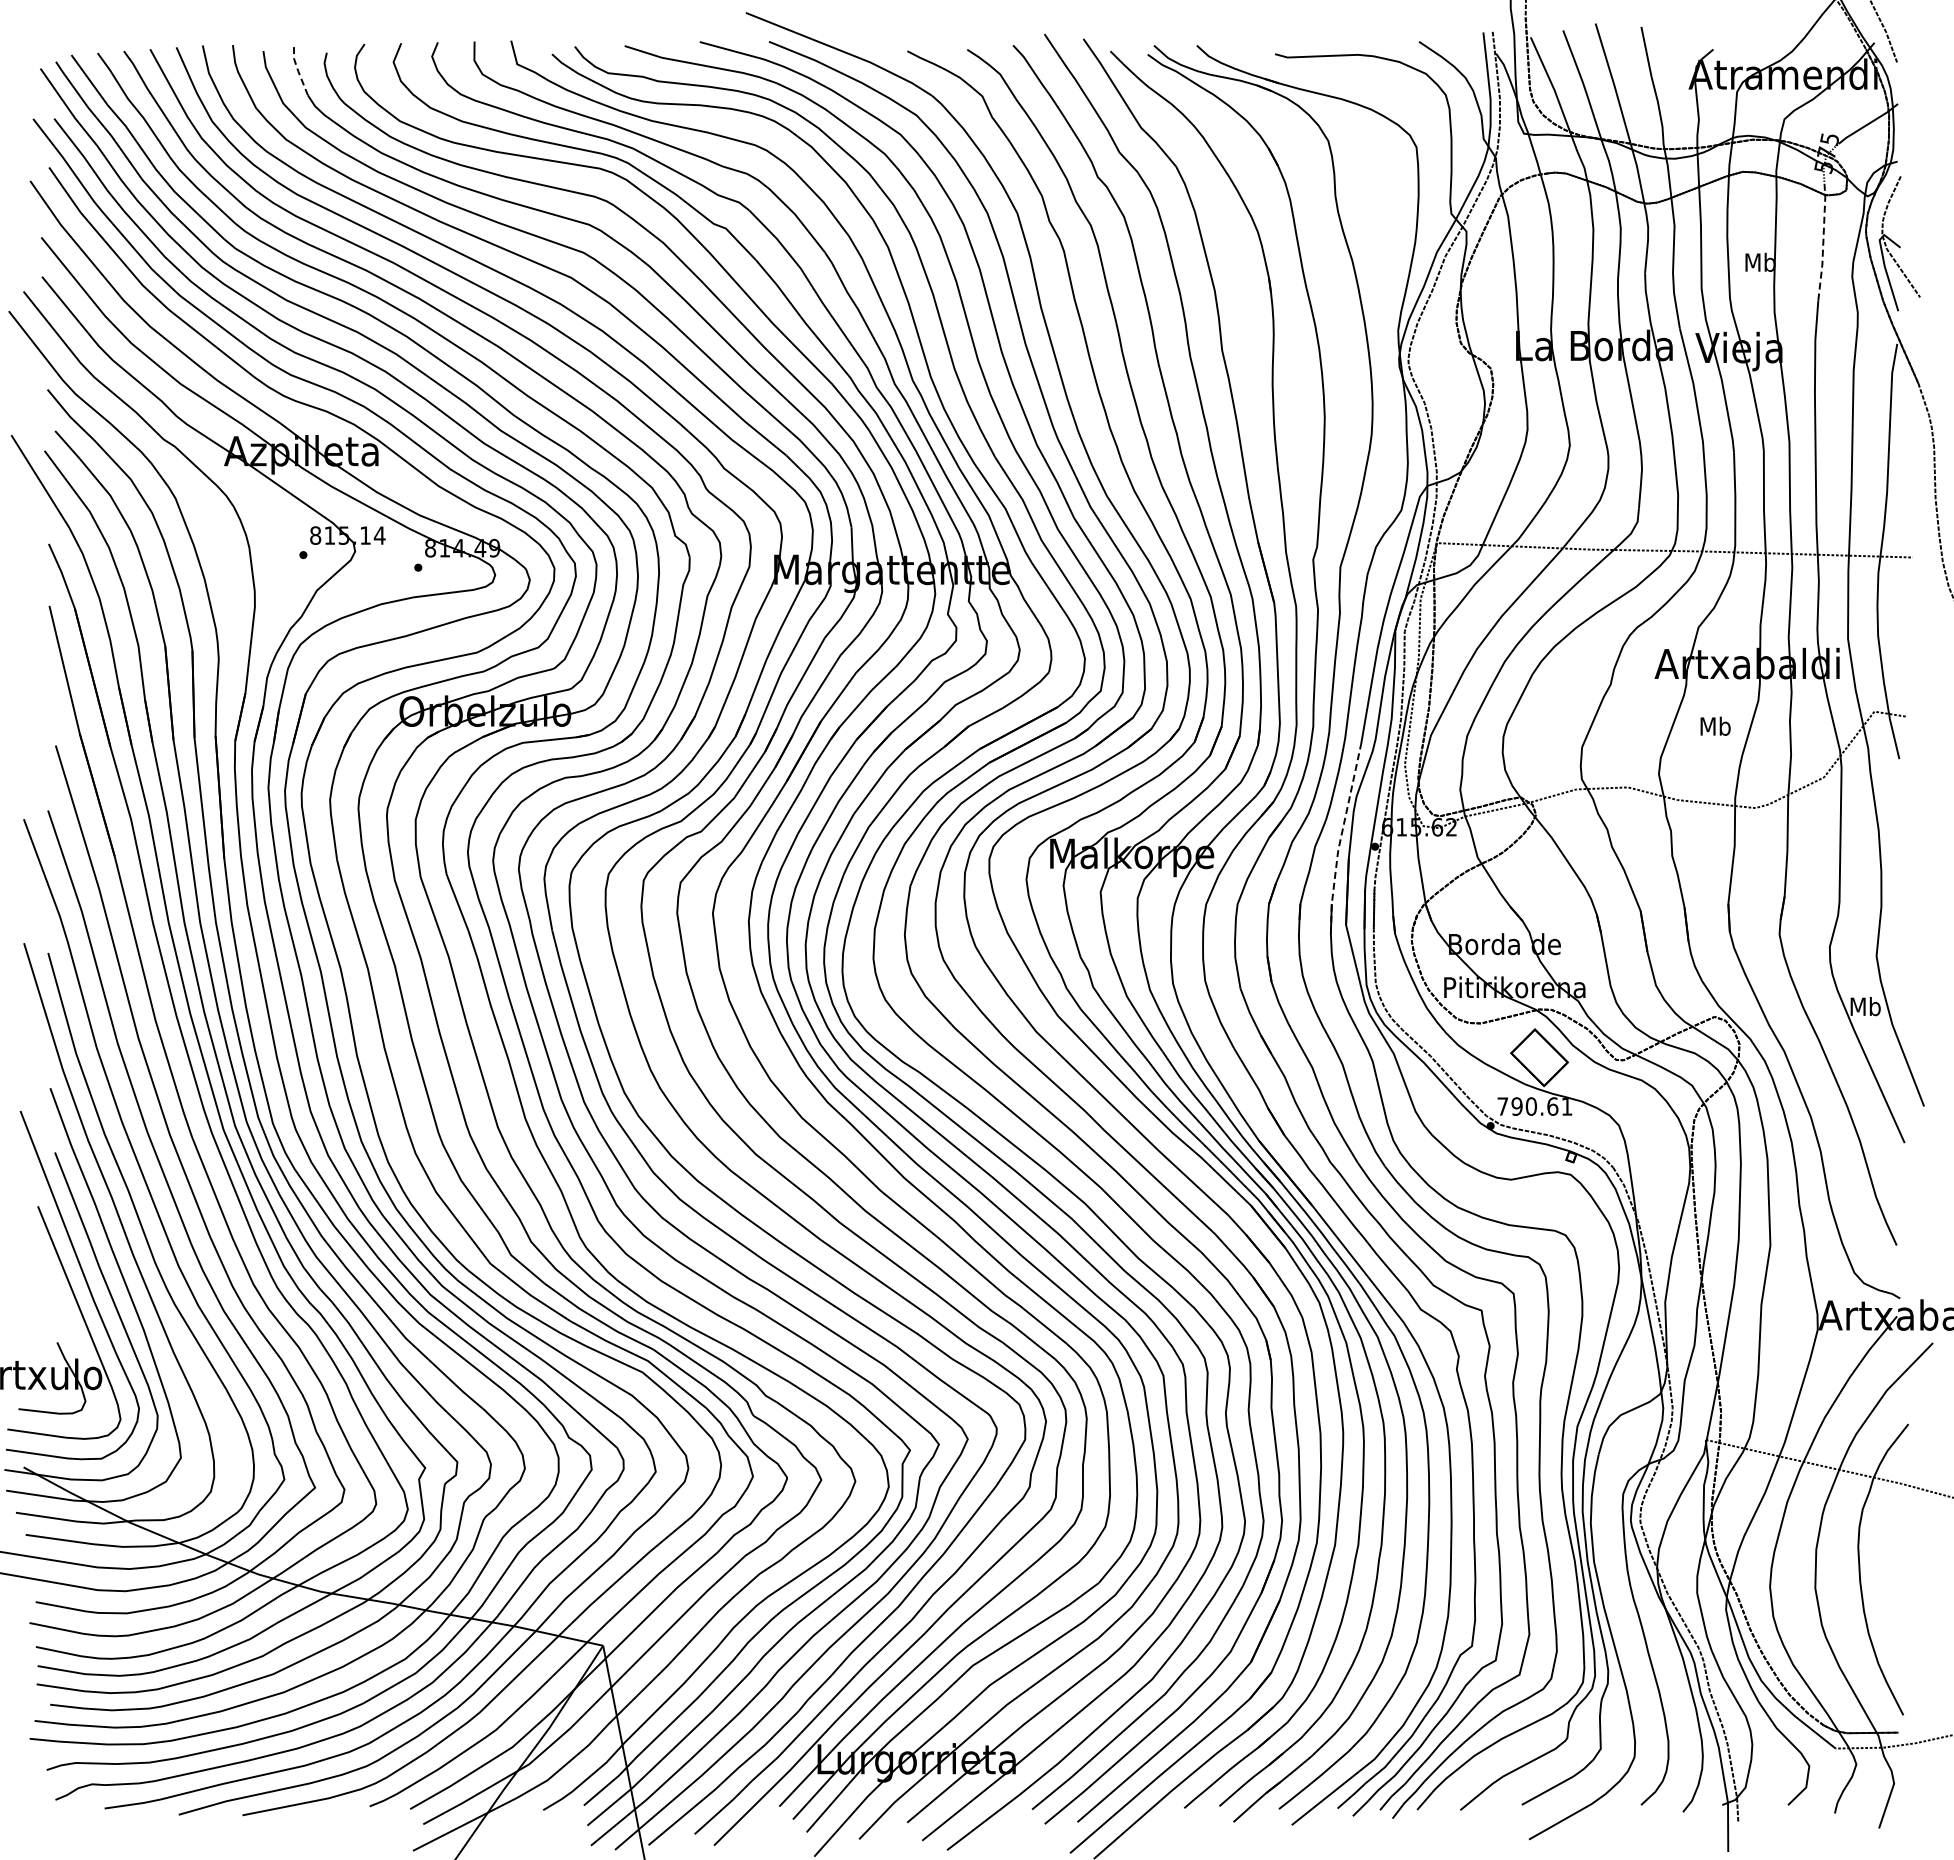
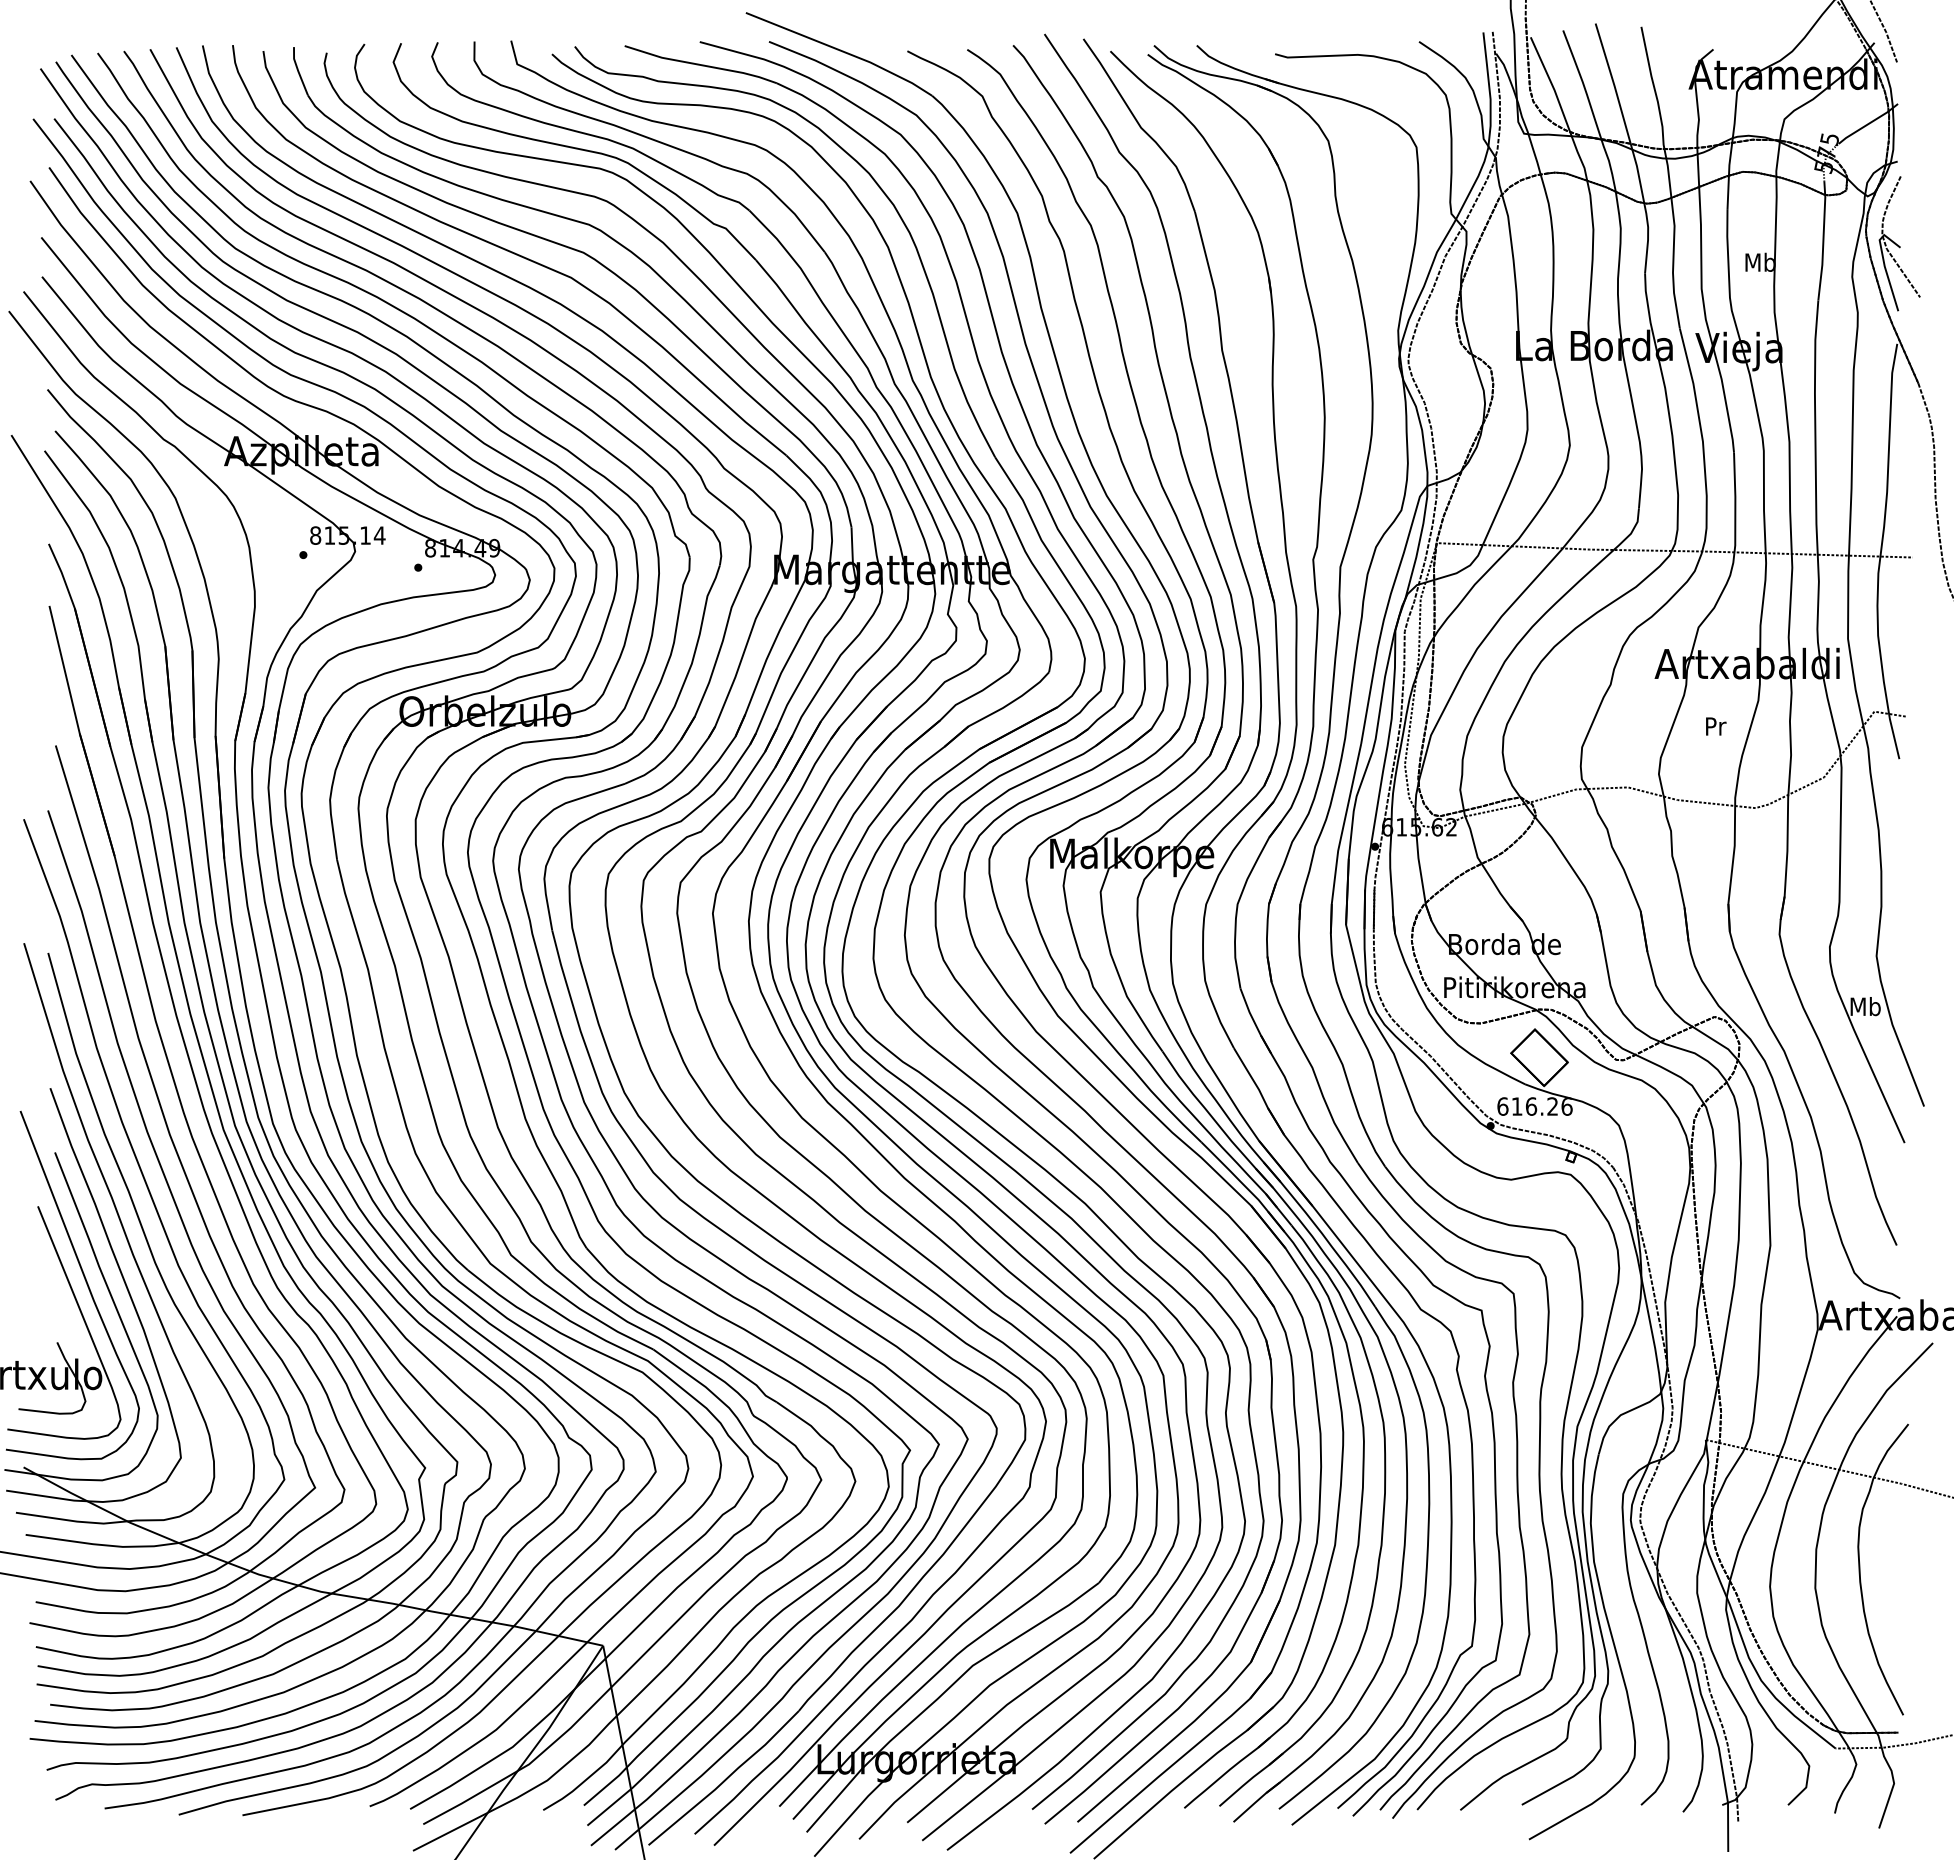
line: dashed -> solid (298, 71)
line: dashed -> solid (1823, 240)
text: Mb -> Pr (1715, 725)
line: dashed -> solid (1340, 839)
text: 790.61 -> 616.26 (1534, 1106)
